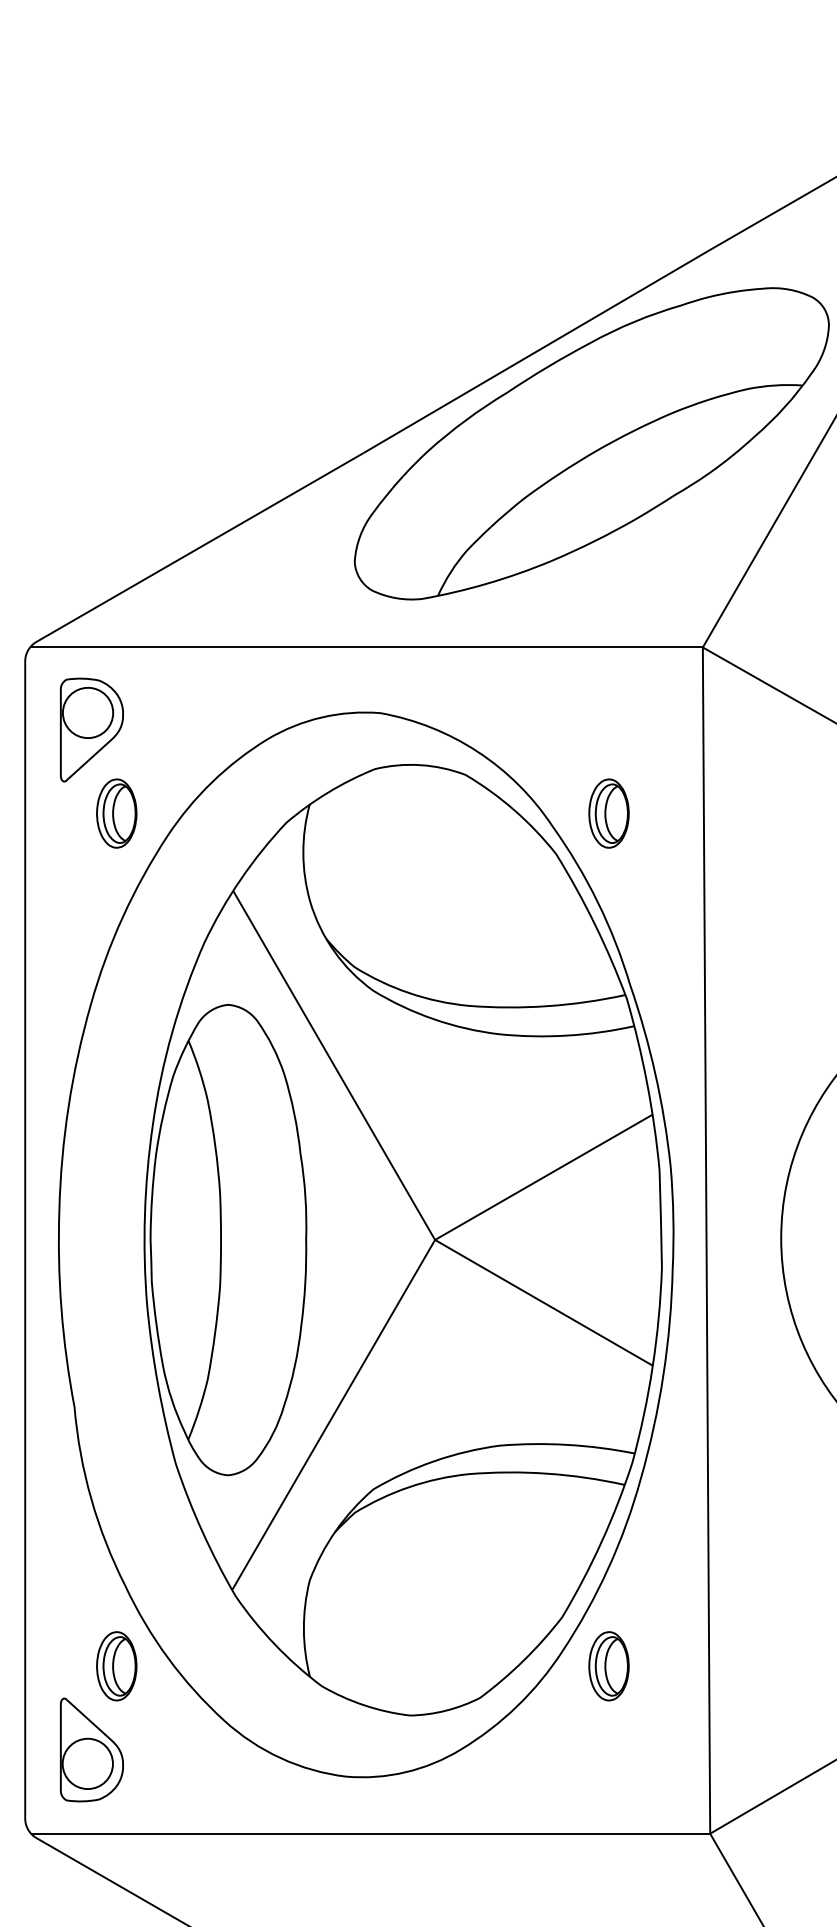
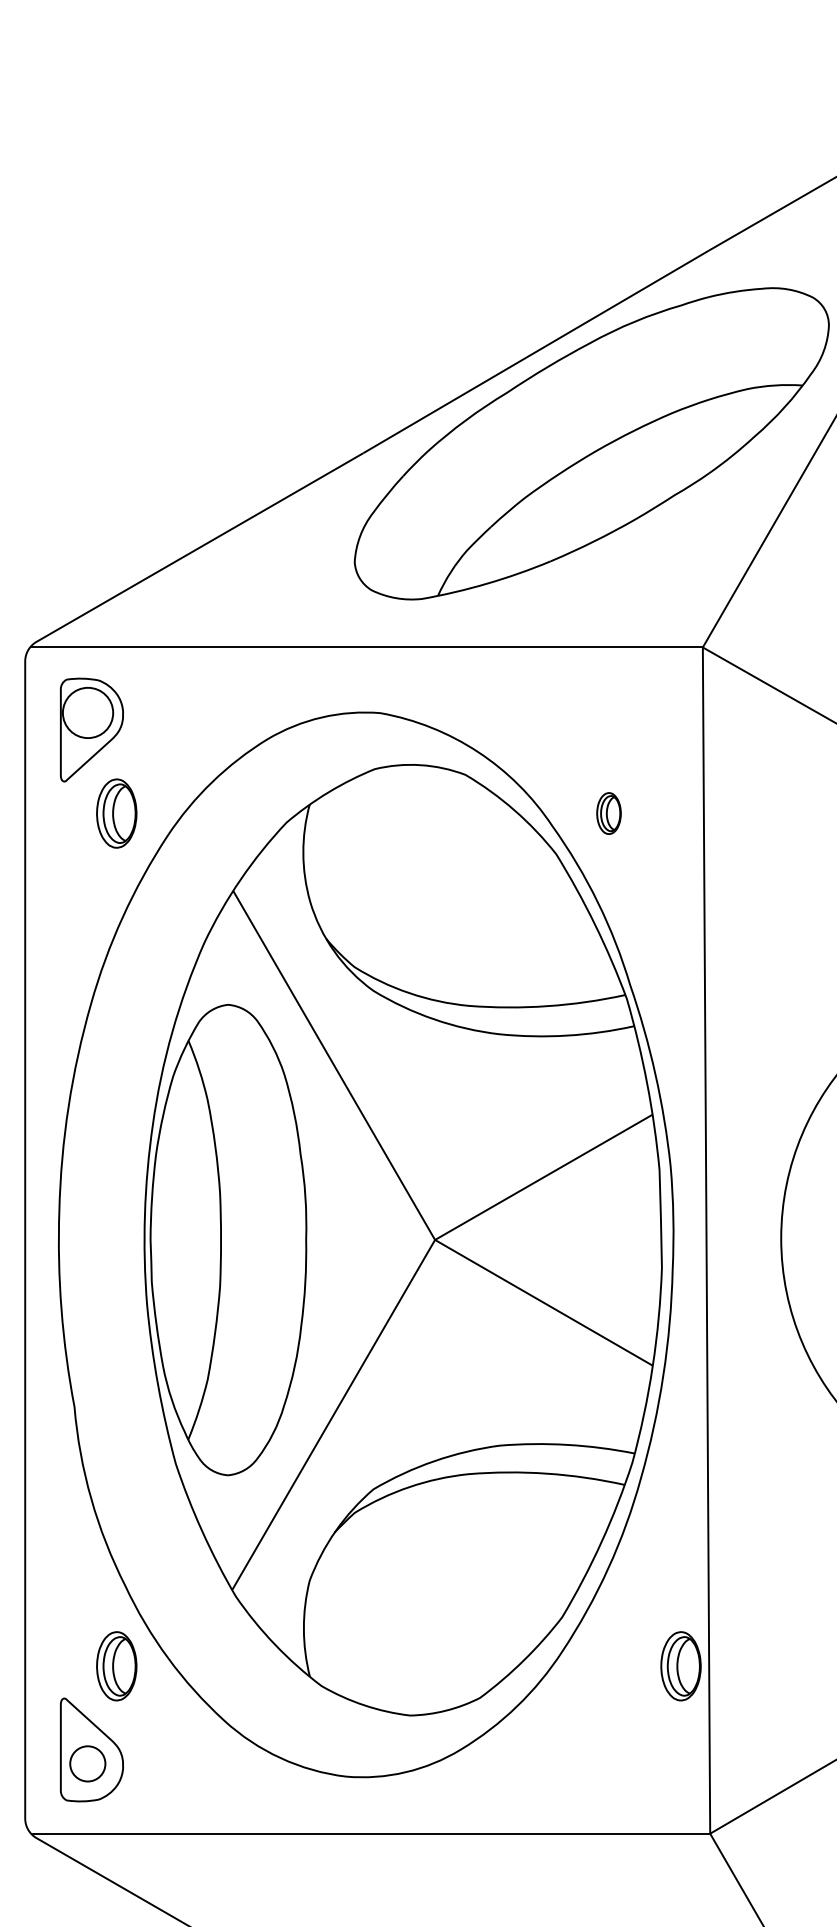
part size: 42x71 px -> 26x43 px (608, 813)
part position: (608, 1666) -> (680, 1666) (680, 1666)
circle diameter: 50 px -> 35 px (87, 1763)
